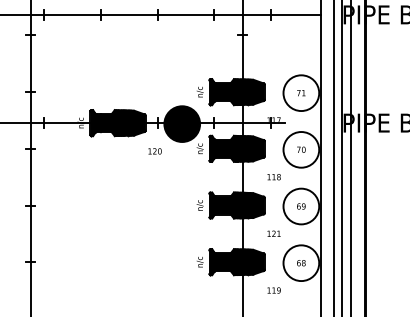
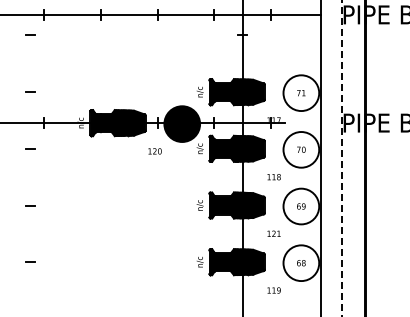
line: present -> none (30, 157)
line: present -> none (333, 157)
line: present -> none (351, 157)
line: solid -> dashed (341, 158)
